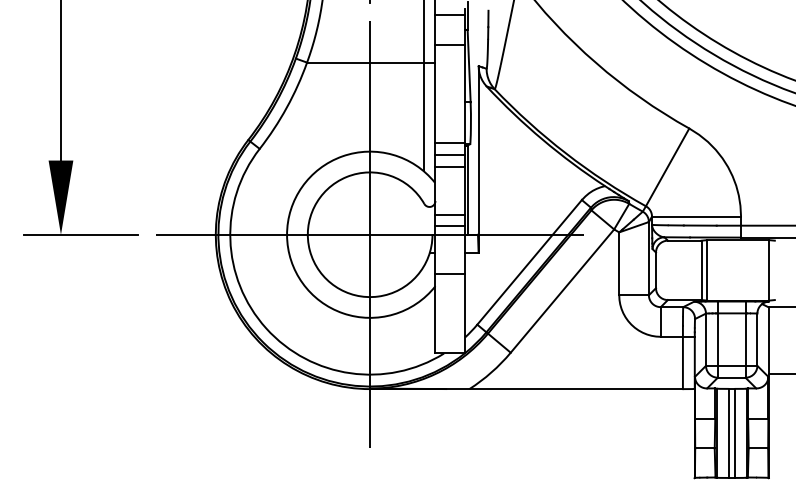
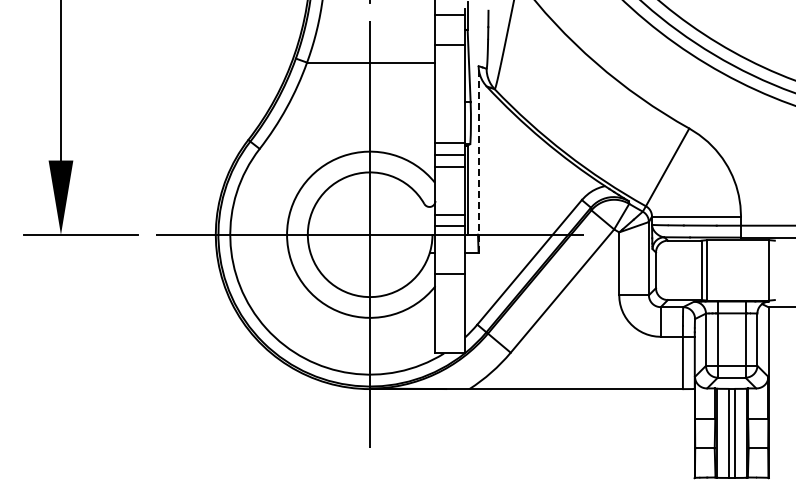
line: present -> none (423, 86)
line: solid -> dashed (478, 158)
line: present -> none (780, 374)
